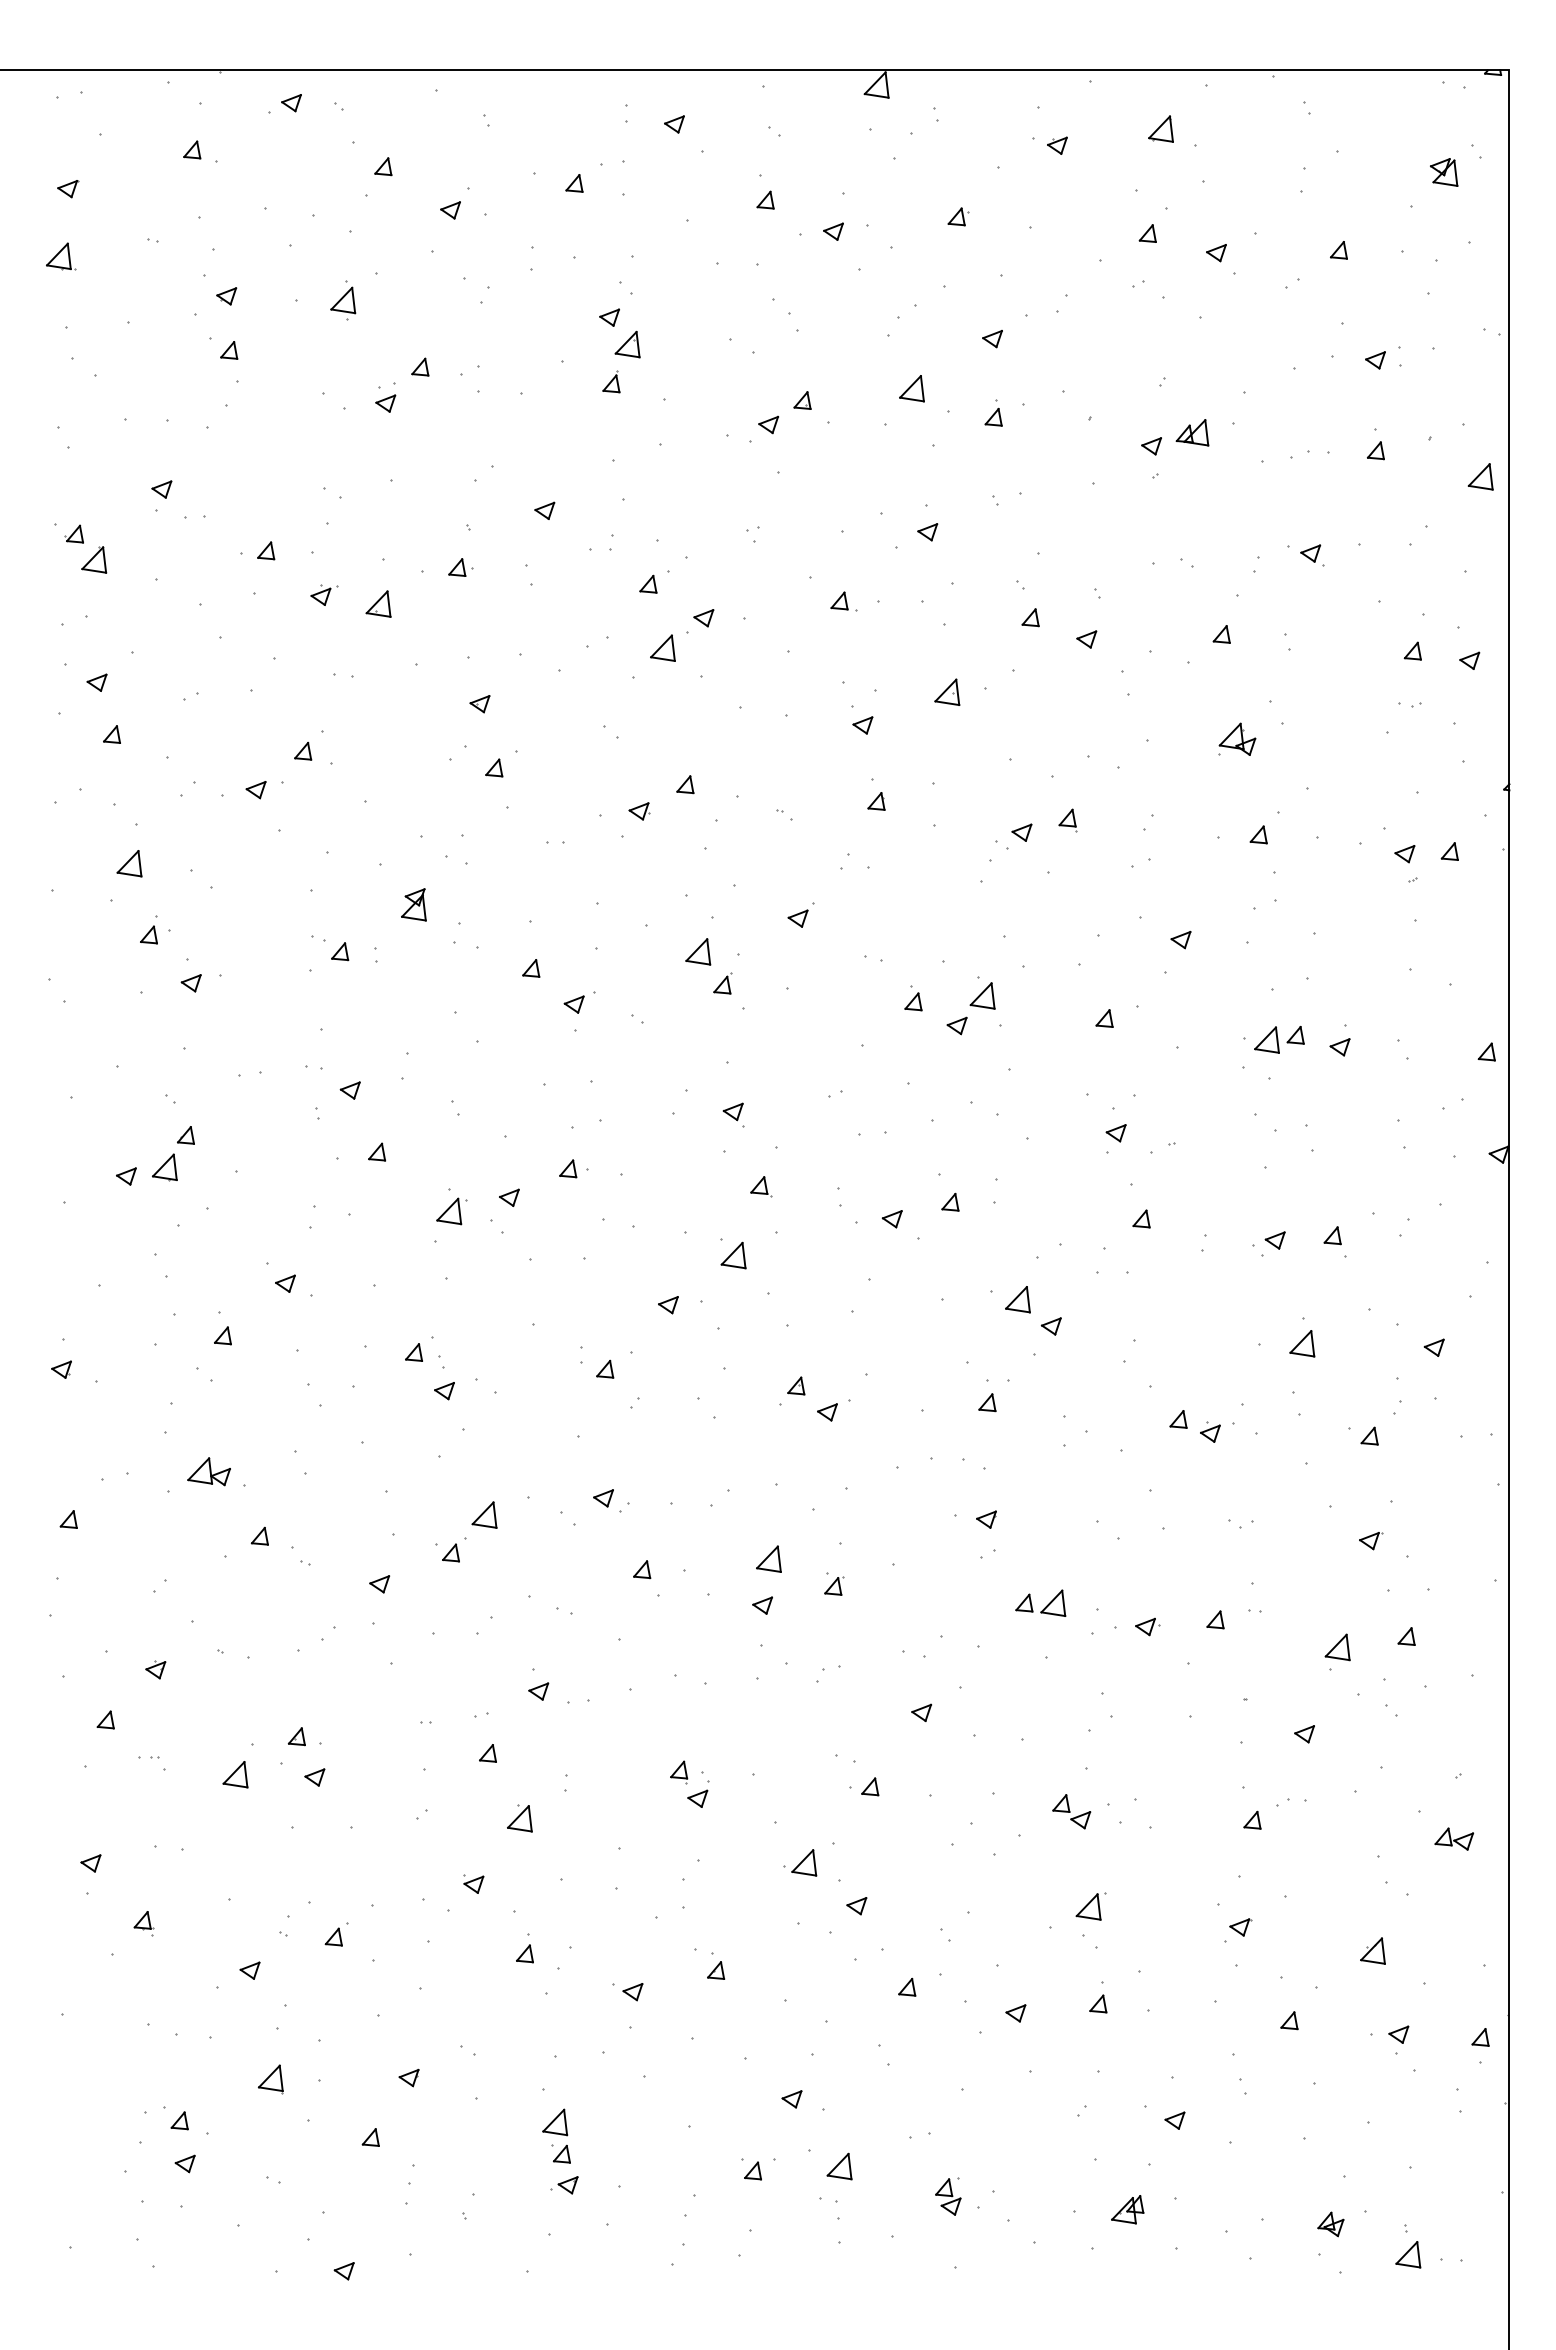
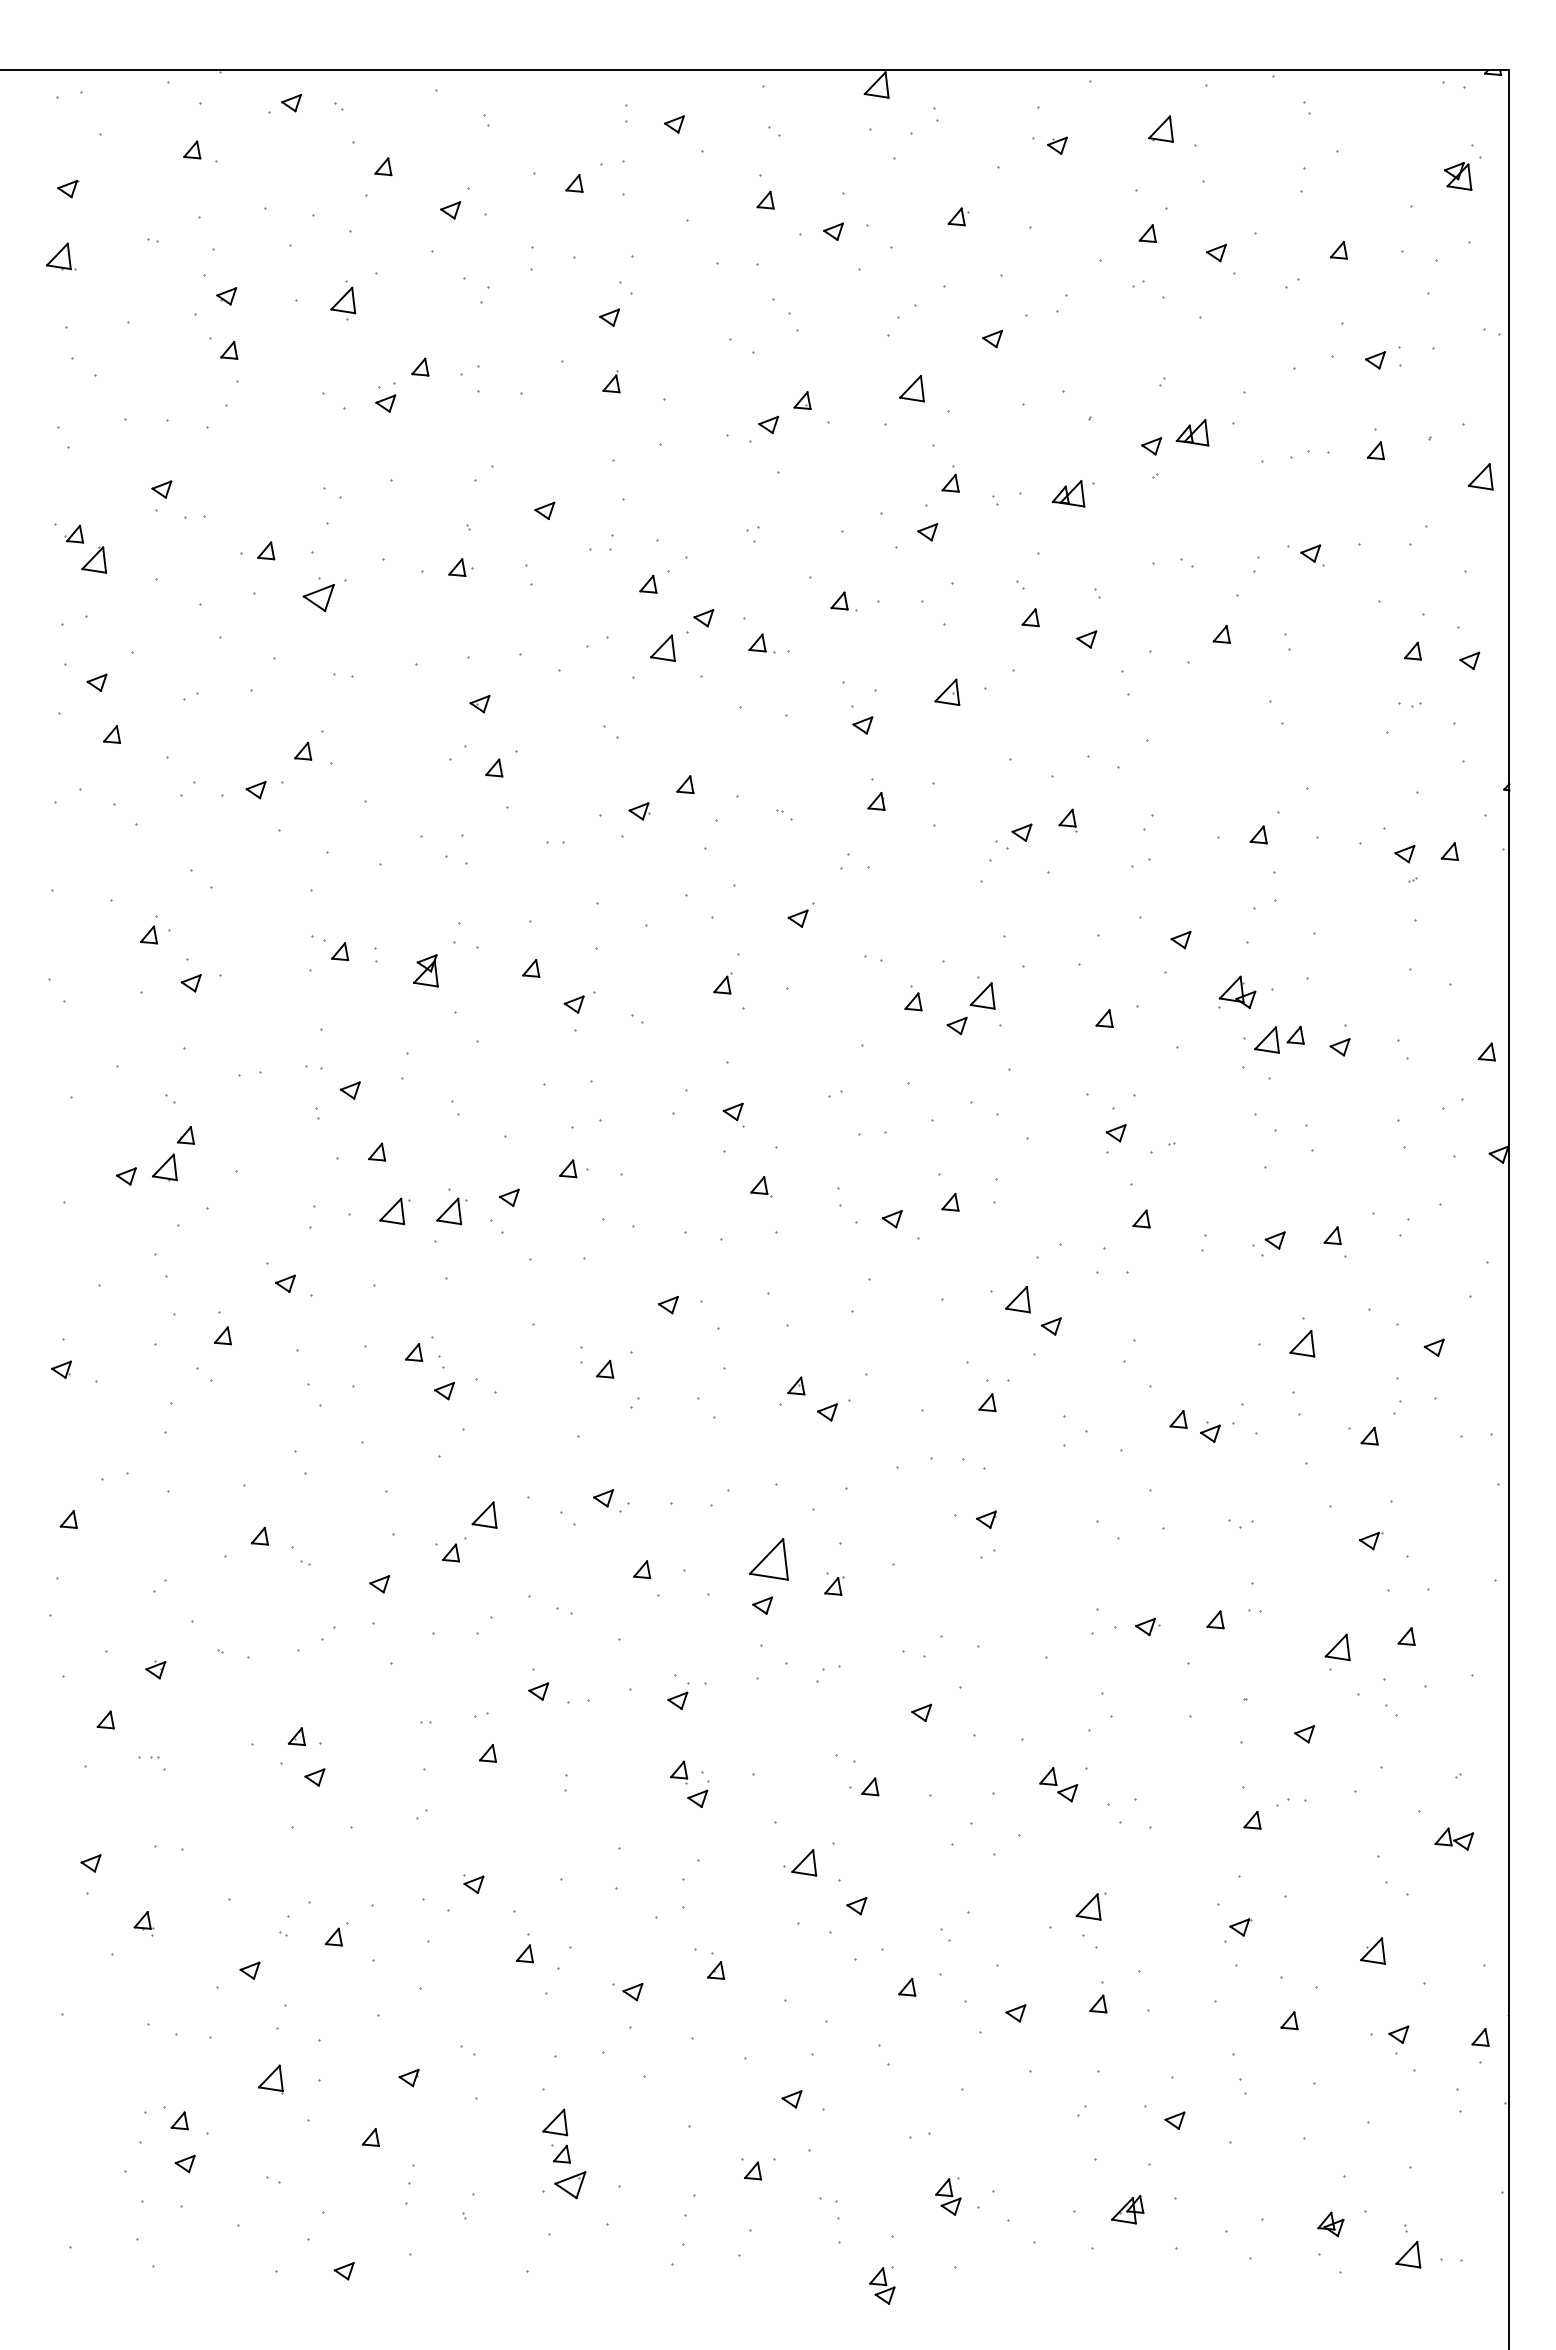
part position: (1444, 172) -> (1458, 176) (1458, 176)
part: present -> none (627, 344)
part position: (993, 412) -> (950, 478) (950, 478)
part: none -> present (1068, 493)
part size: 29x22 px -> 45x35 px (324, 594)
part: present -> none (378, 603)
part: none -> present (761, 643)
part position: (1237, 738) -> (1237, 991) (1237, 991)
part: present -> none (129, 863)
part position: (413, 904) -> (425, 970) (425, 970)
part: present -> none (698, 951)
part: none -> present (394, 1211)
part: present -> none (733, 1255)
part: present -> none (208, 1471)
part size: 26x28 px -> 40x43 px (768, 1559)
part: present -> none (1045, 1606)
part: none -> present (678, 1695)
part: present -> none (235, 1774)
part position: (1071, 1811) -> (1058, 1784) (1058, 1784)
part: present -> none (519, 1818)
part: present -> none (839, 2166)
part size: 29x19 px -> 45x29 px (564, 2185)
part: none -> present (882, 2285)
